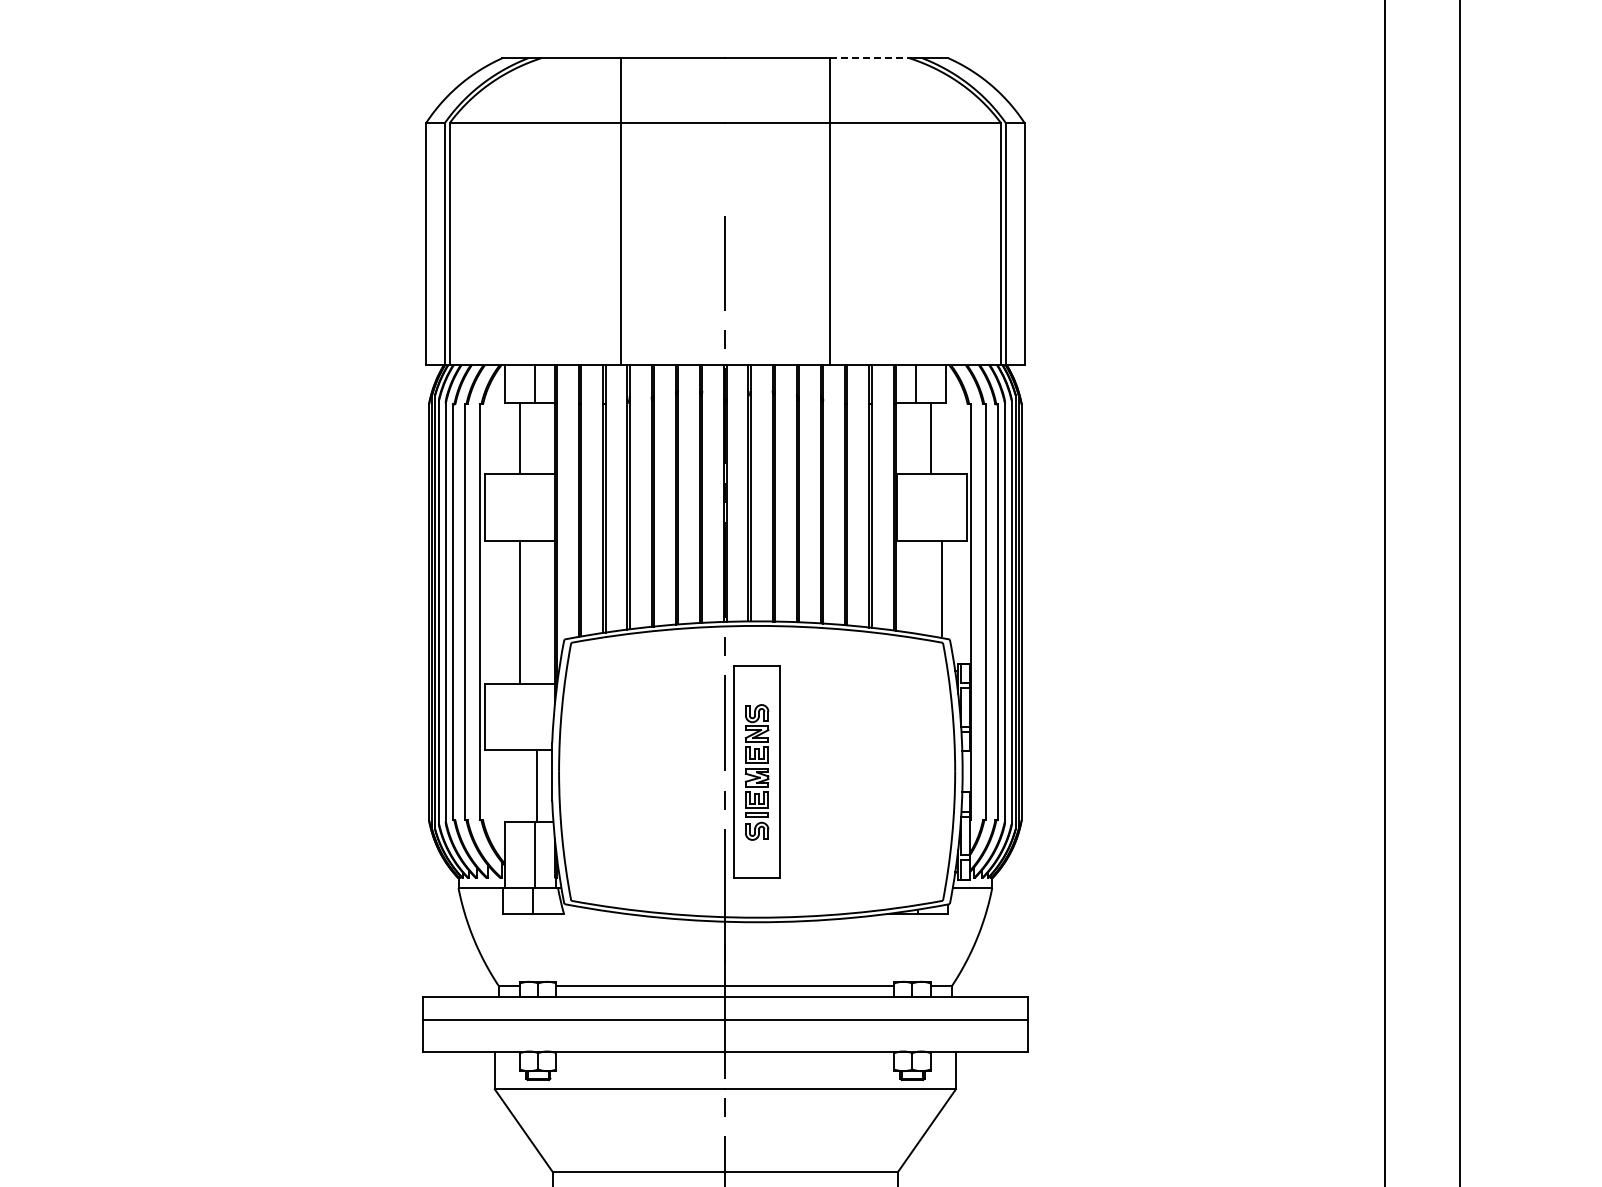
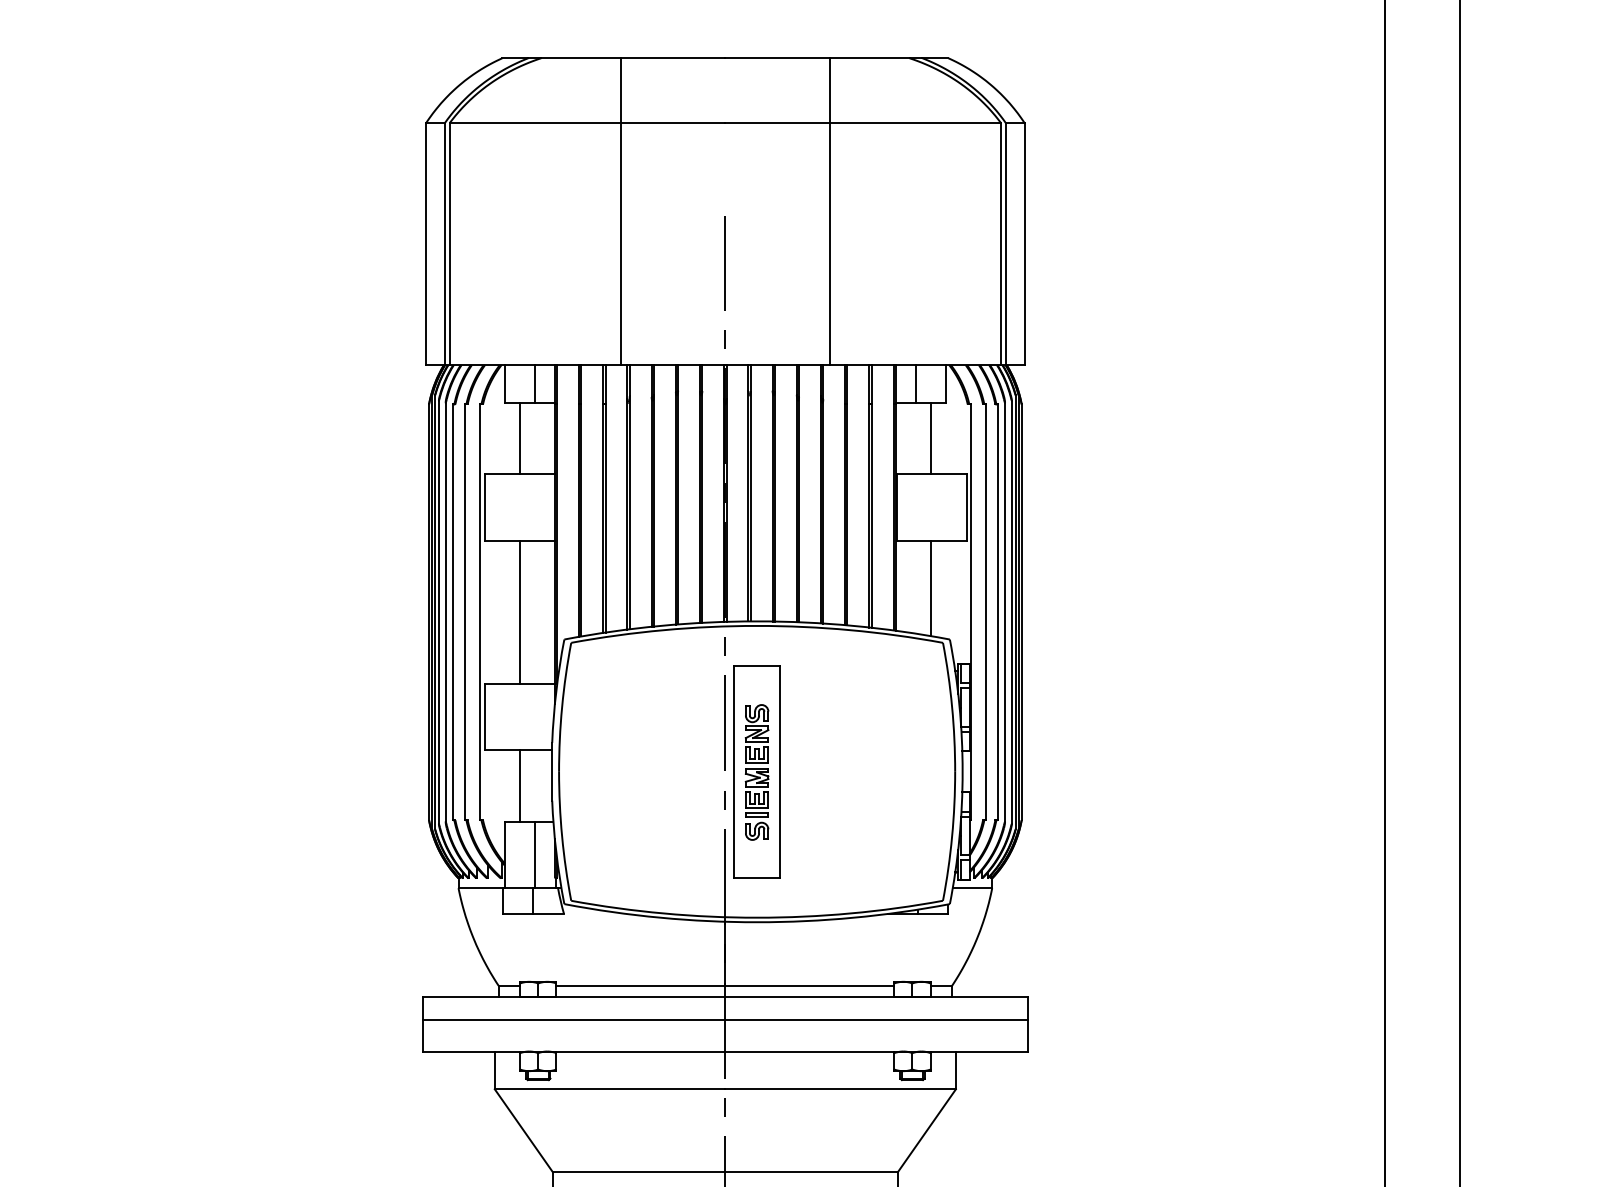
line: dashed -> solid (869, 58)
line position: (941, 588) -> (930, 588) (930, 588)
line position: (537, 785) -> (520, 785) (520, 785)
